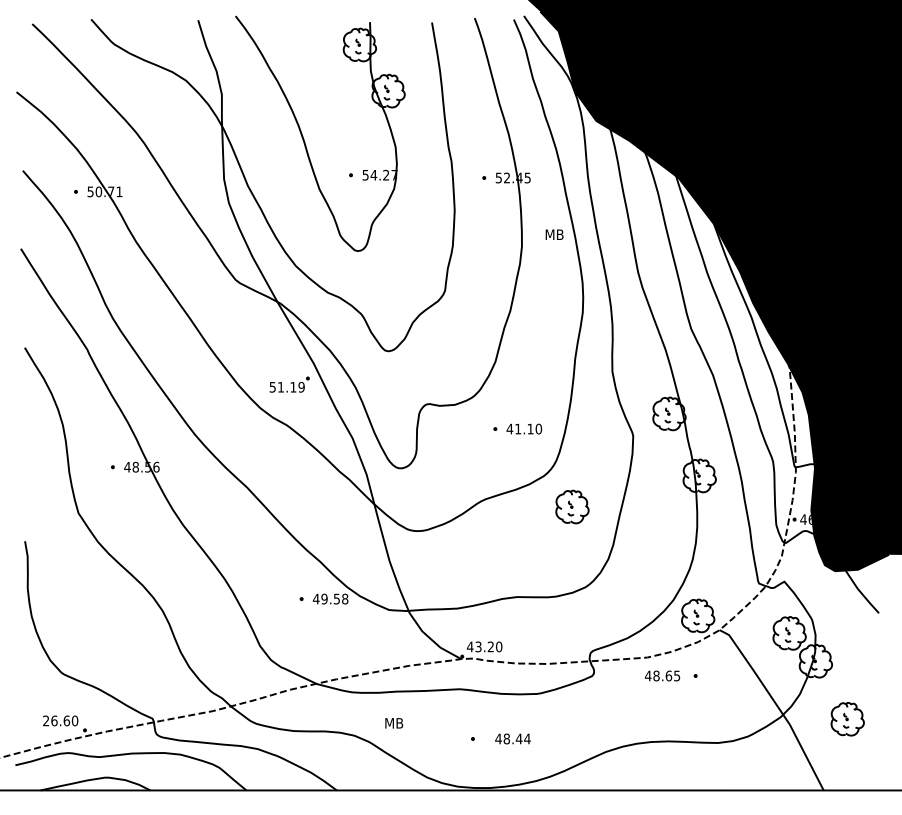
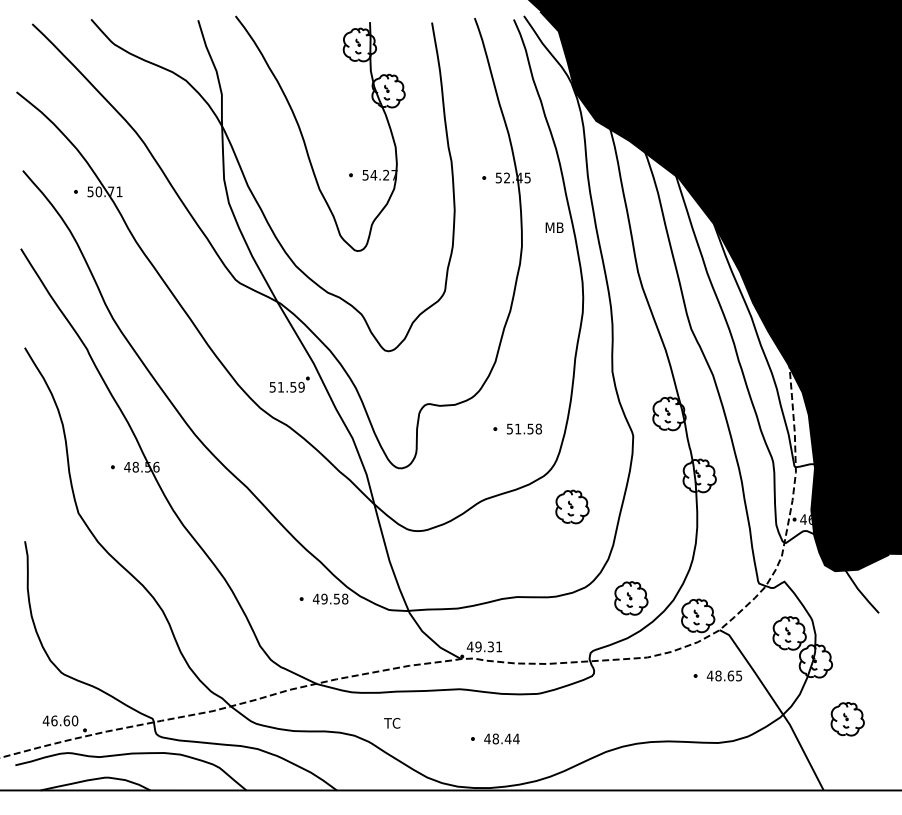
text position: (554, 234) -> (554, 227) (554, 227)
text: 51.19 -> 51.59 (293, 387)
text: 41.10 -> 51.58 (524, 428)
part: none -> present (631, 598)
text: 43.20 -> 49.31 (488, 646)
text position: (662, 675) -> (724, 675) (724, 675)
text: 26.60 -> 46.60 (45, 720)
text: MB -> TC (393, 723)
text position: (512, 738) -> (501, 738) (501, 738)
